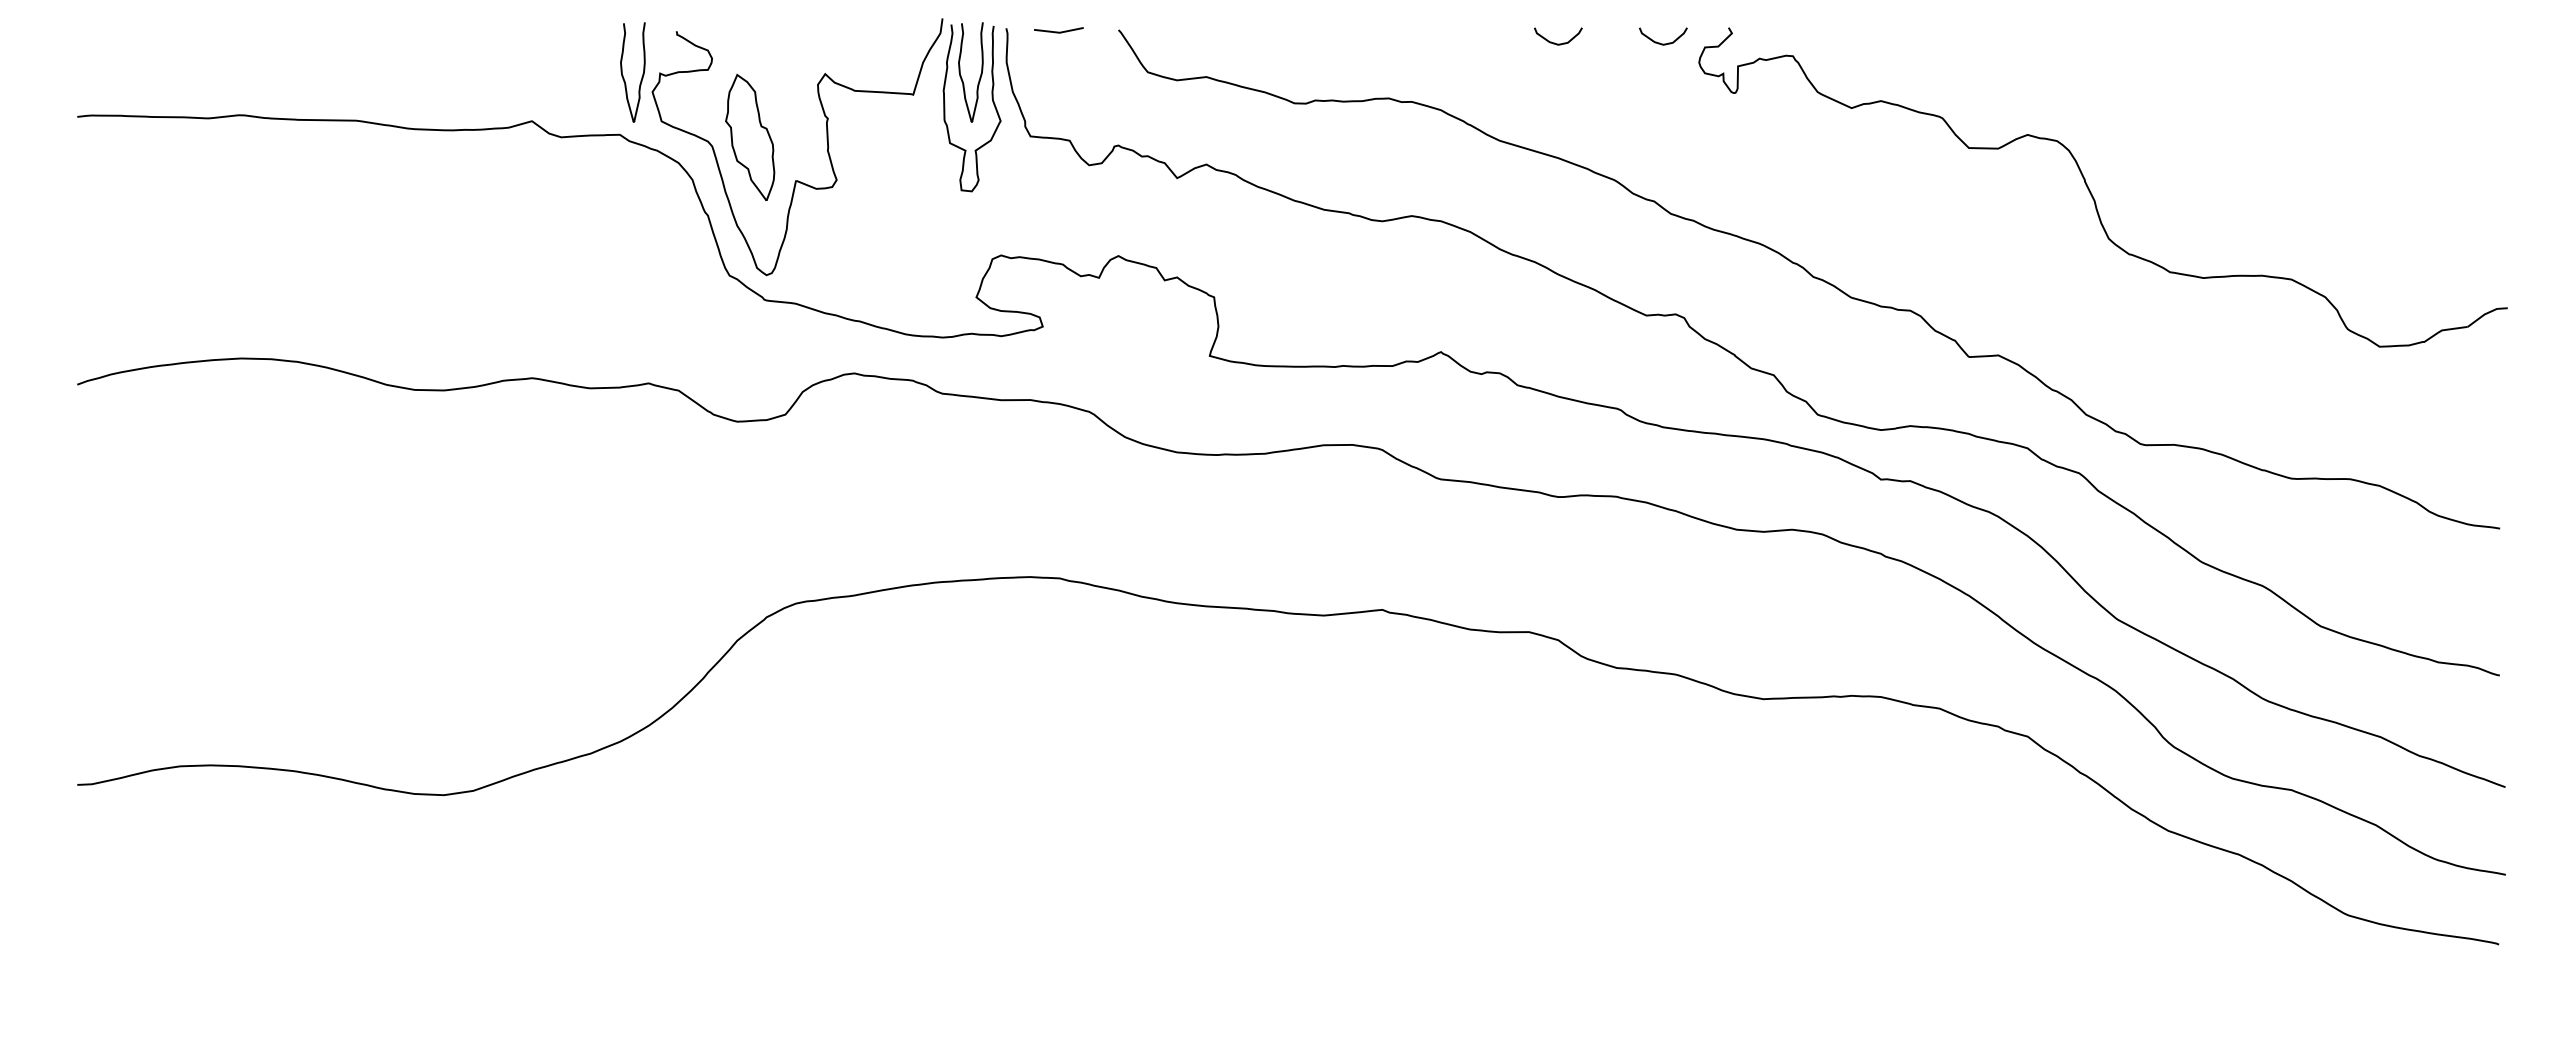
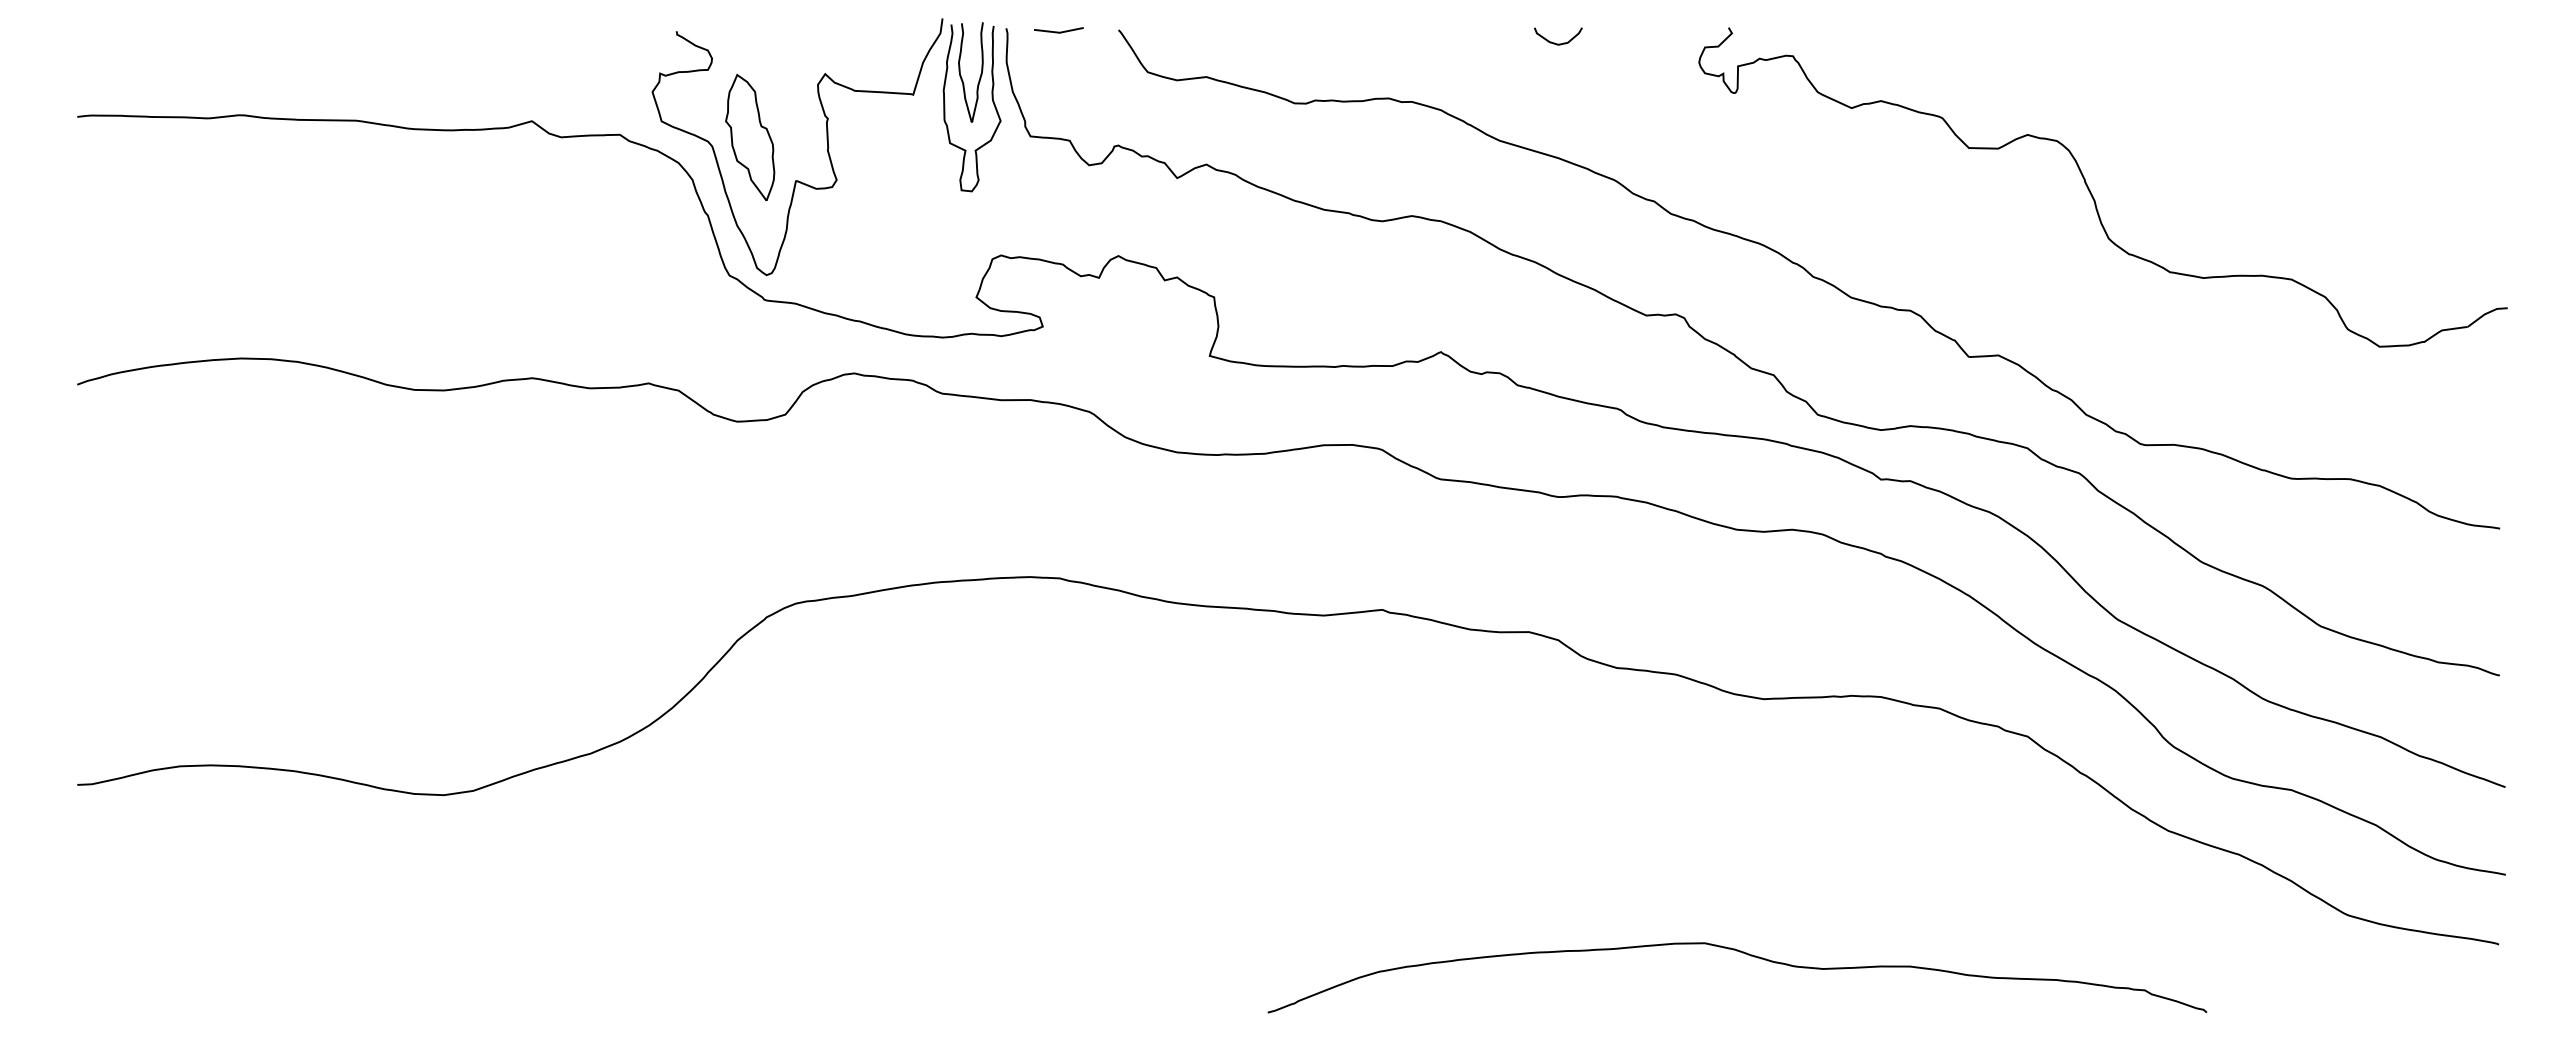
curve: present -> none (1663, 43)
curve: present -> none (623, 75)
curve: none -> present (1745, 954)
